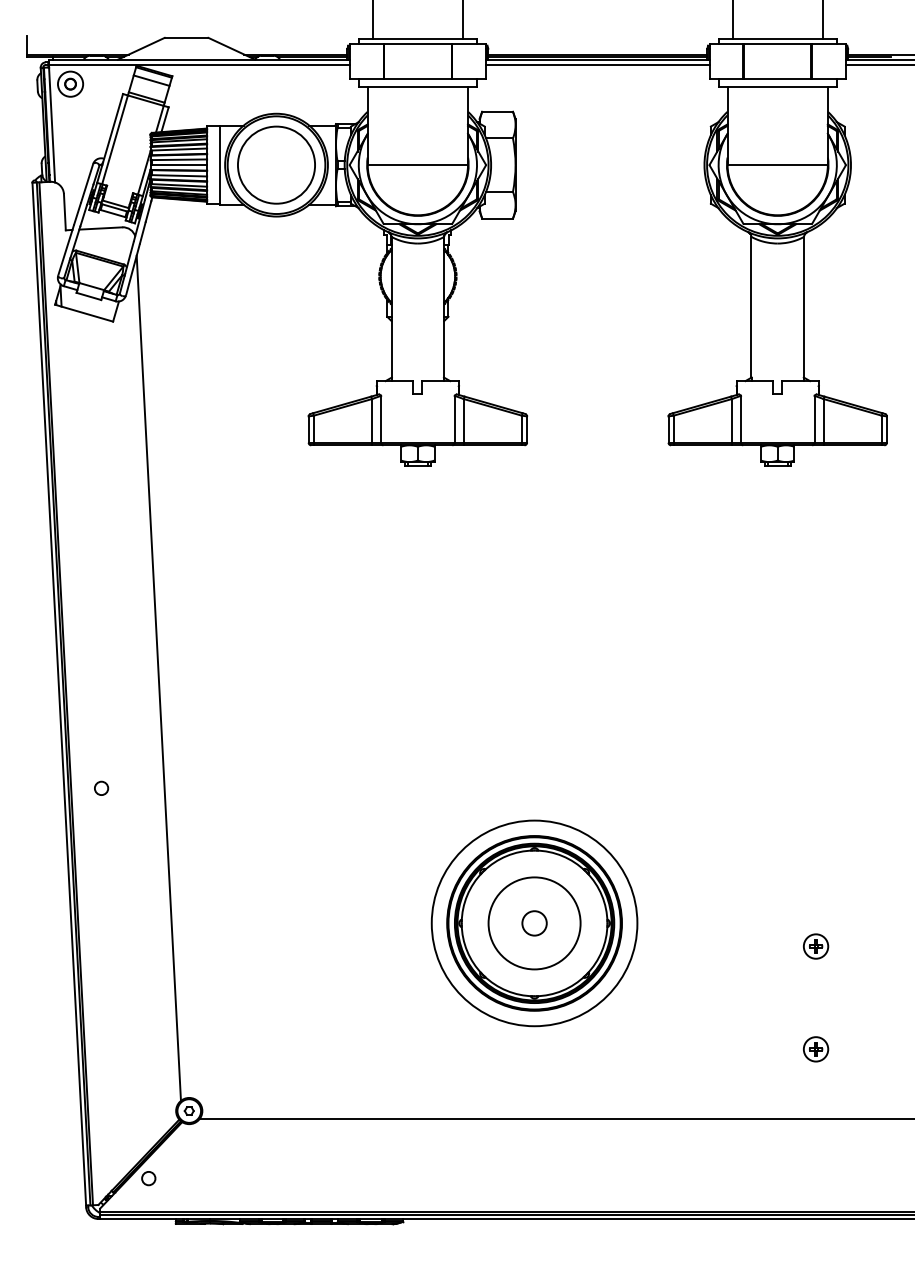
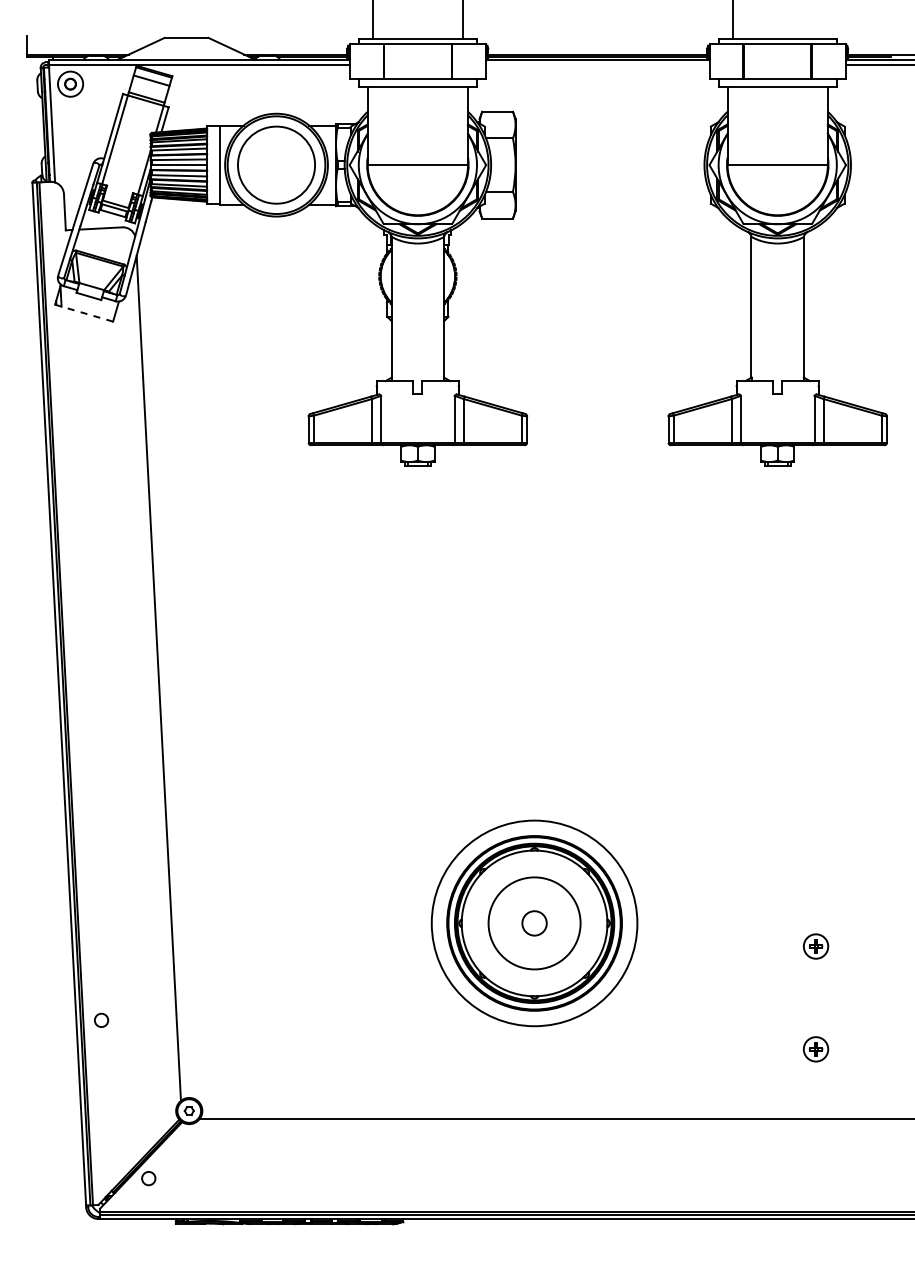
line: present -> none (822, 20)
line: present -> none (597, 64)
line: solid -> dashed (83, 313)
circle position: (101, 787) -> (101, 1019) (101, 1019)
